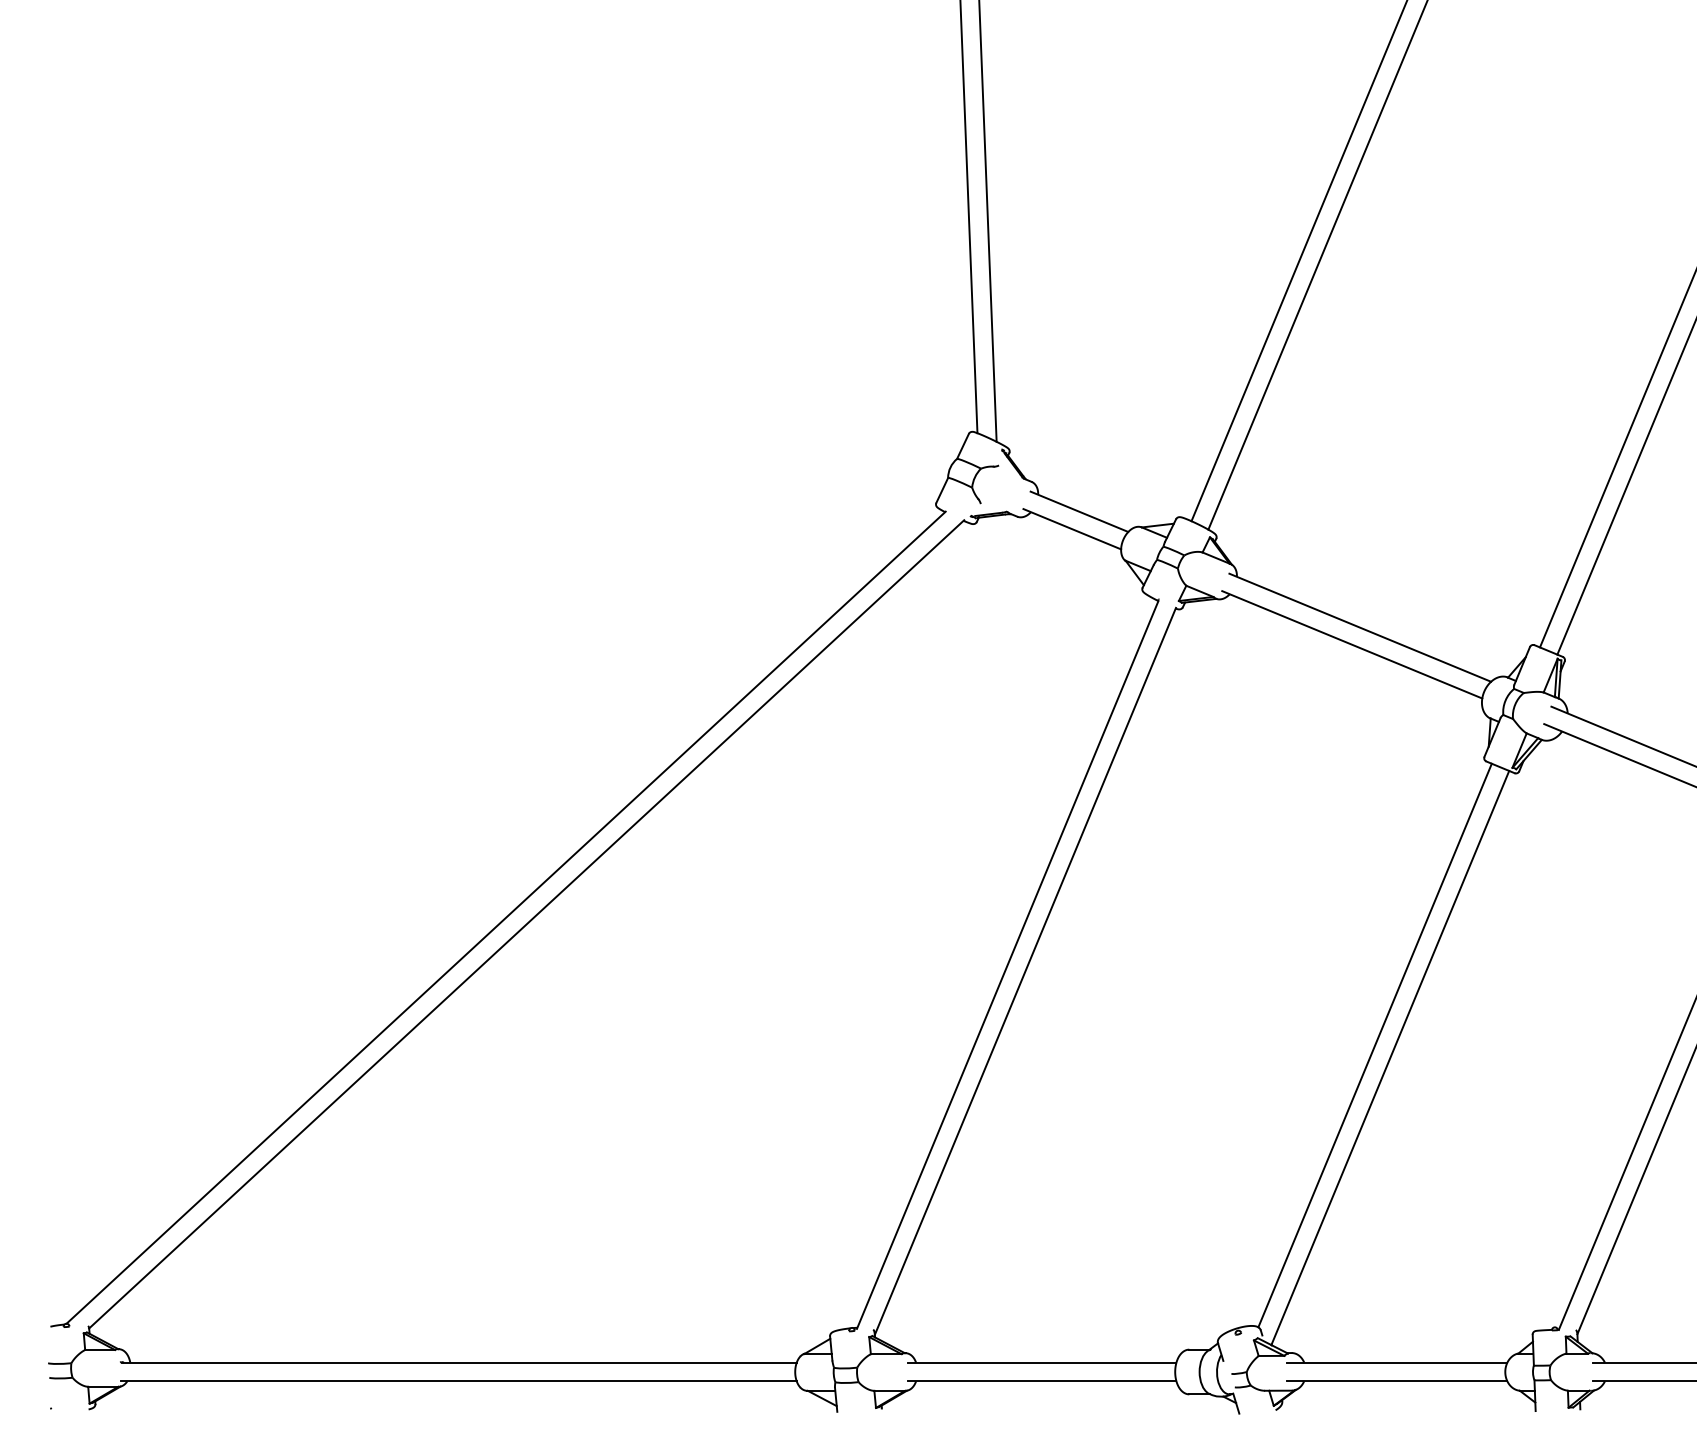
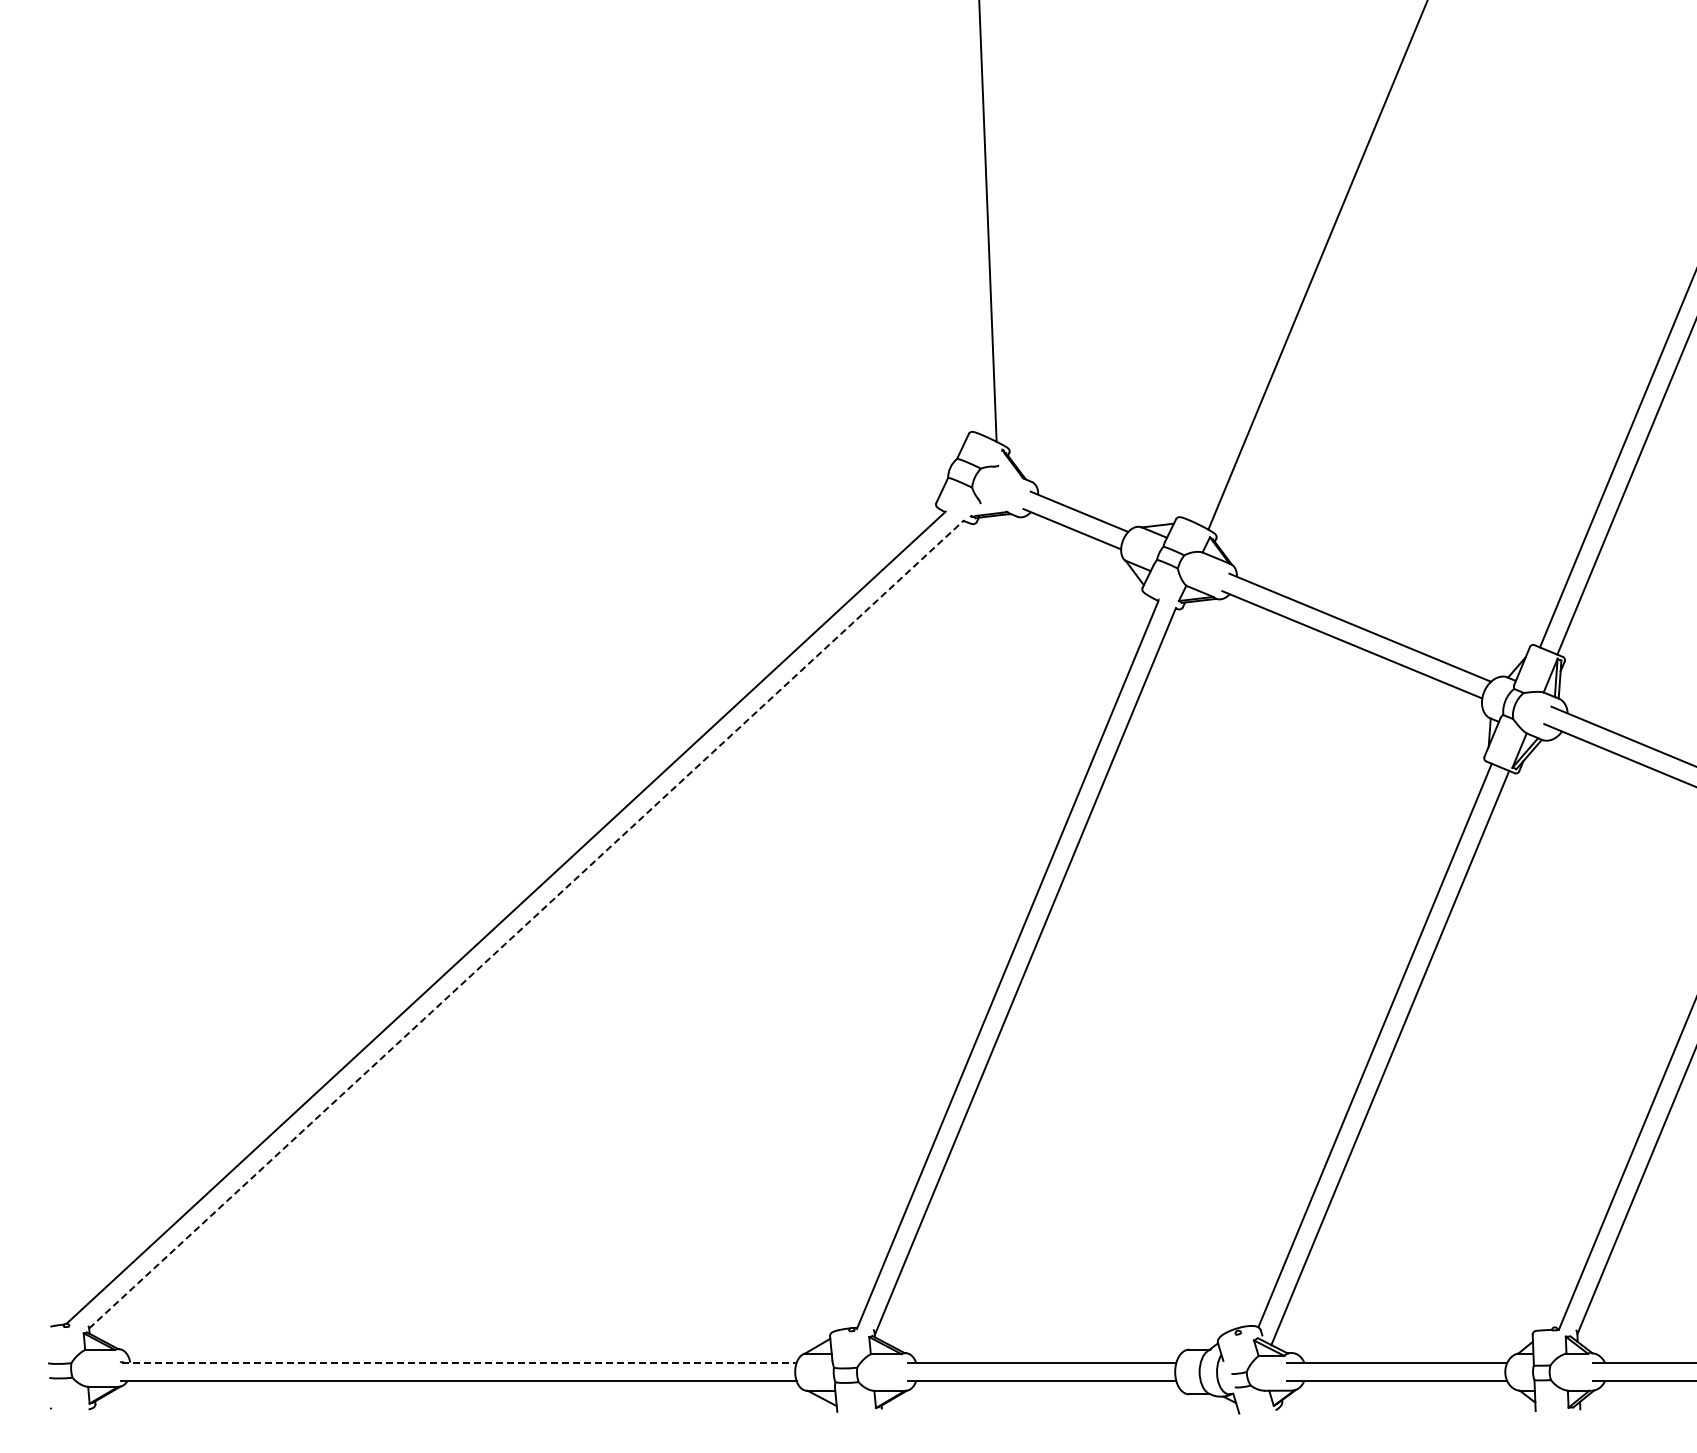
line: present -> none (968, 217)
line: present -> none (1298, 261)
line: solid -> dashed (526, 924)
line: solid -> dashed (459, 1362)
